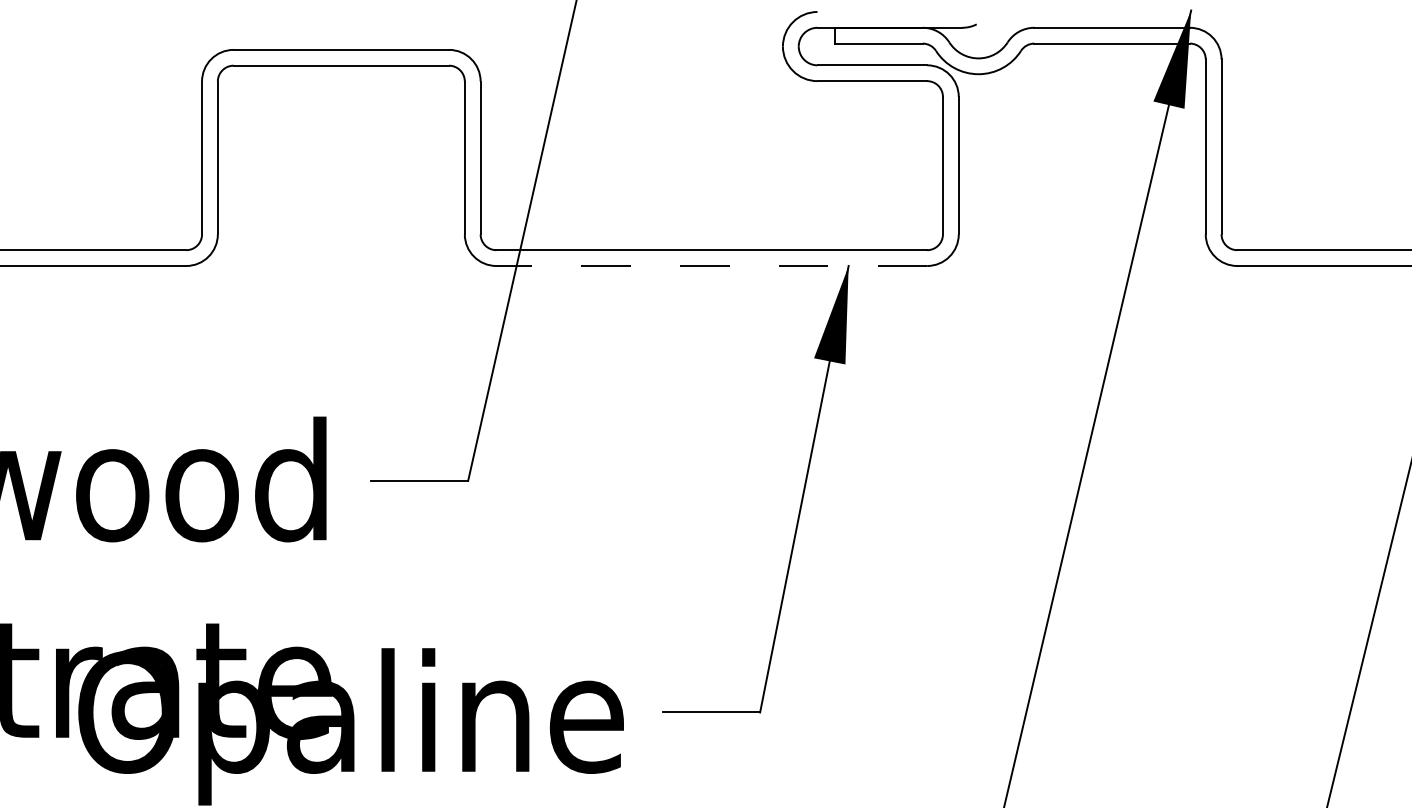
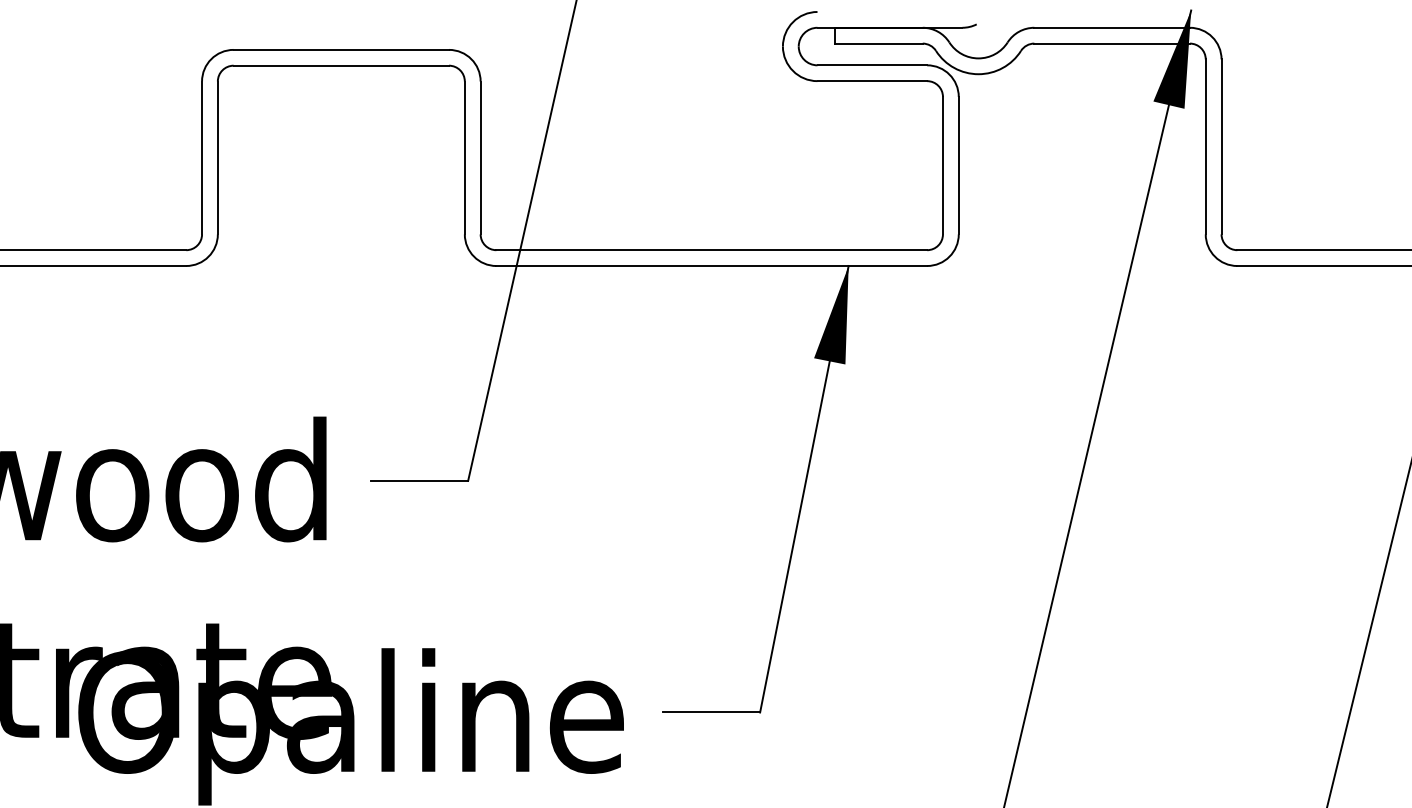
line: dashed -> solid (711, 266)
